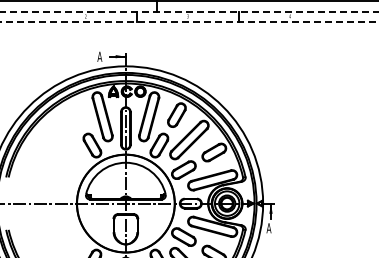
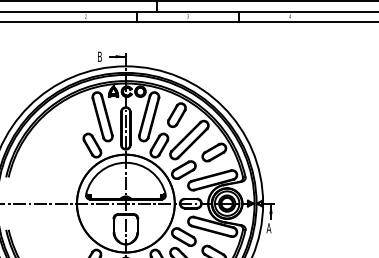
line: dashed -> solid (189, 11)
line: dashed -> solid (189, 21)
text: A -> B (99, 56)
